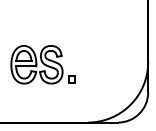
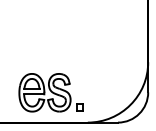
part position: (42, 64) -> (50, 92) (50, 92)
